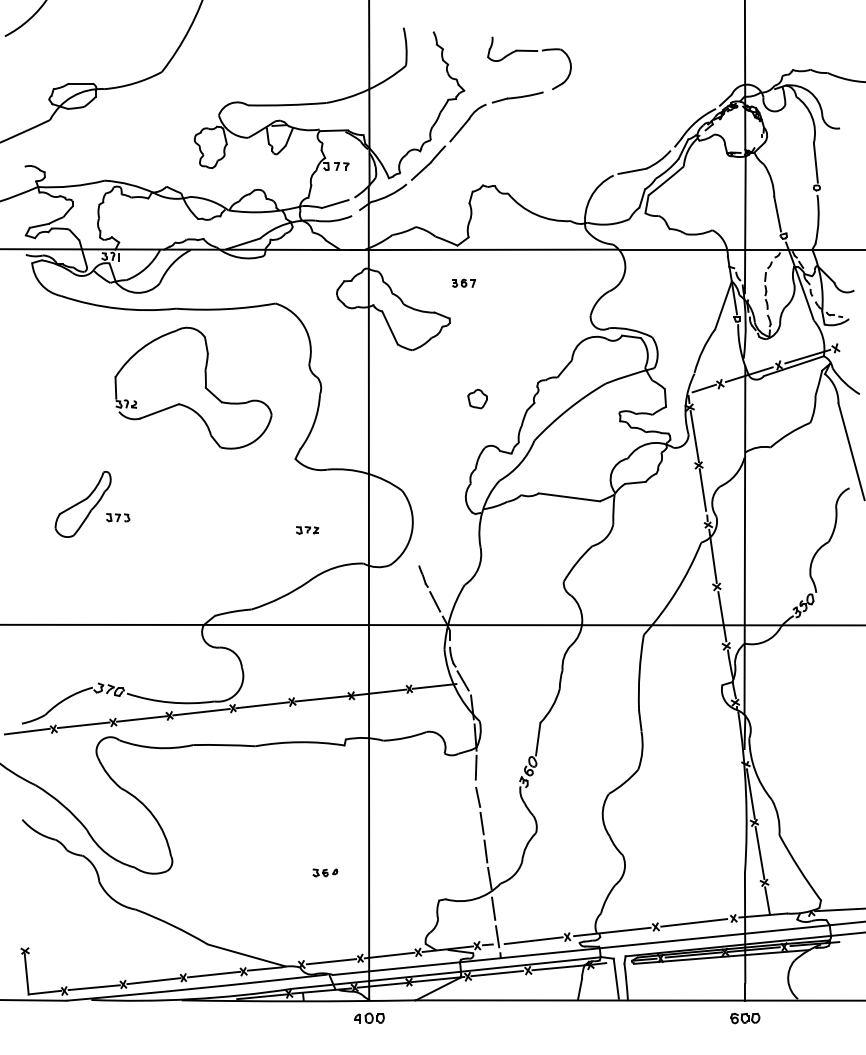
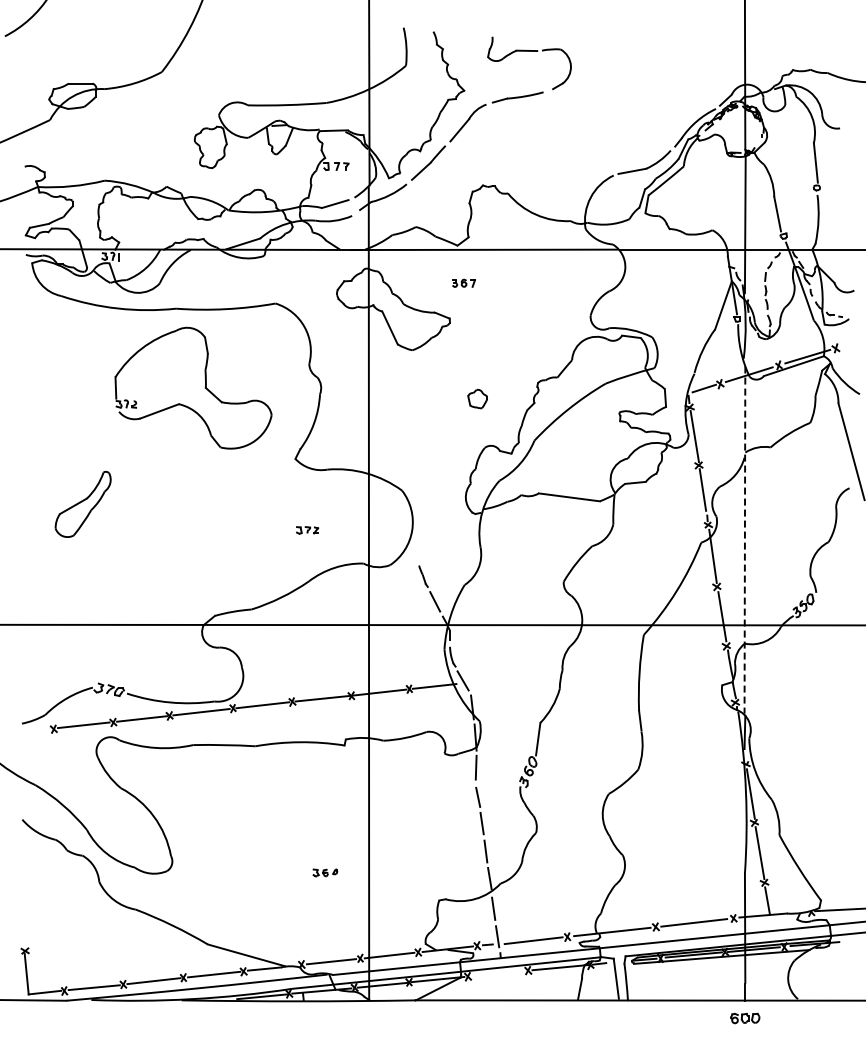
part: present -> none (118, 517)
line: solid -> dashed (744, 540)
line: present -> none (26, 731)
line: present -> none (496, 973)
part: present -> none (369, 1017)
